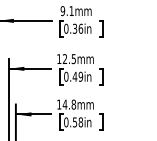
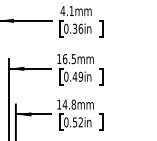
text: 9.1mm -> 4.1mm (62, 11)
text: 12.5mm -> 16.5mm (64, 59)
text: 0.58in -> 0.52in (80, 122)
